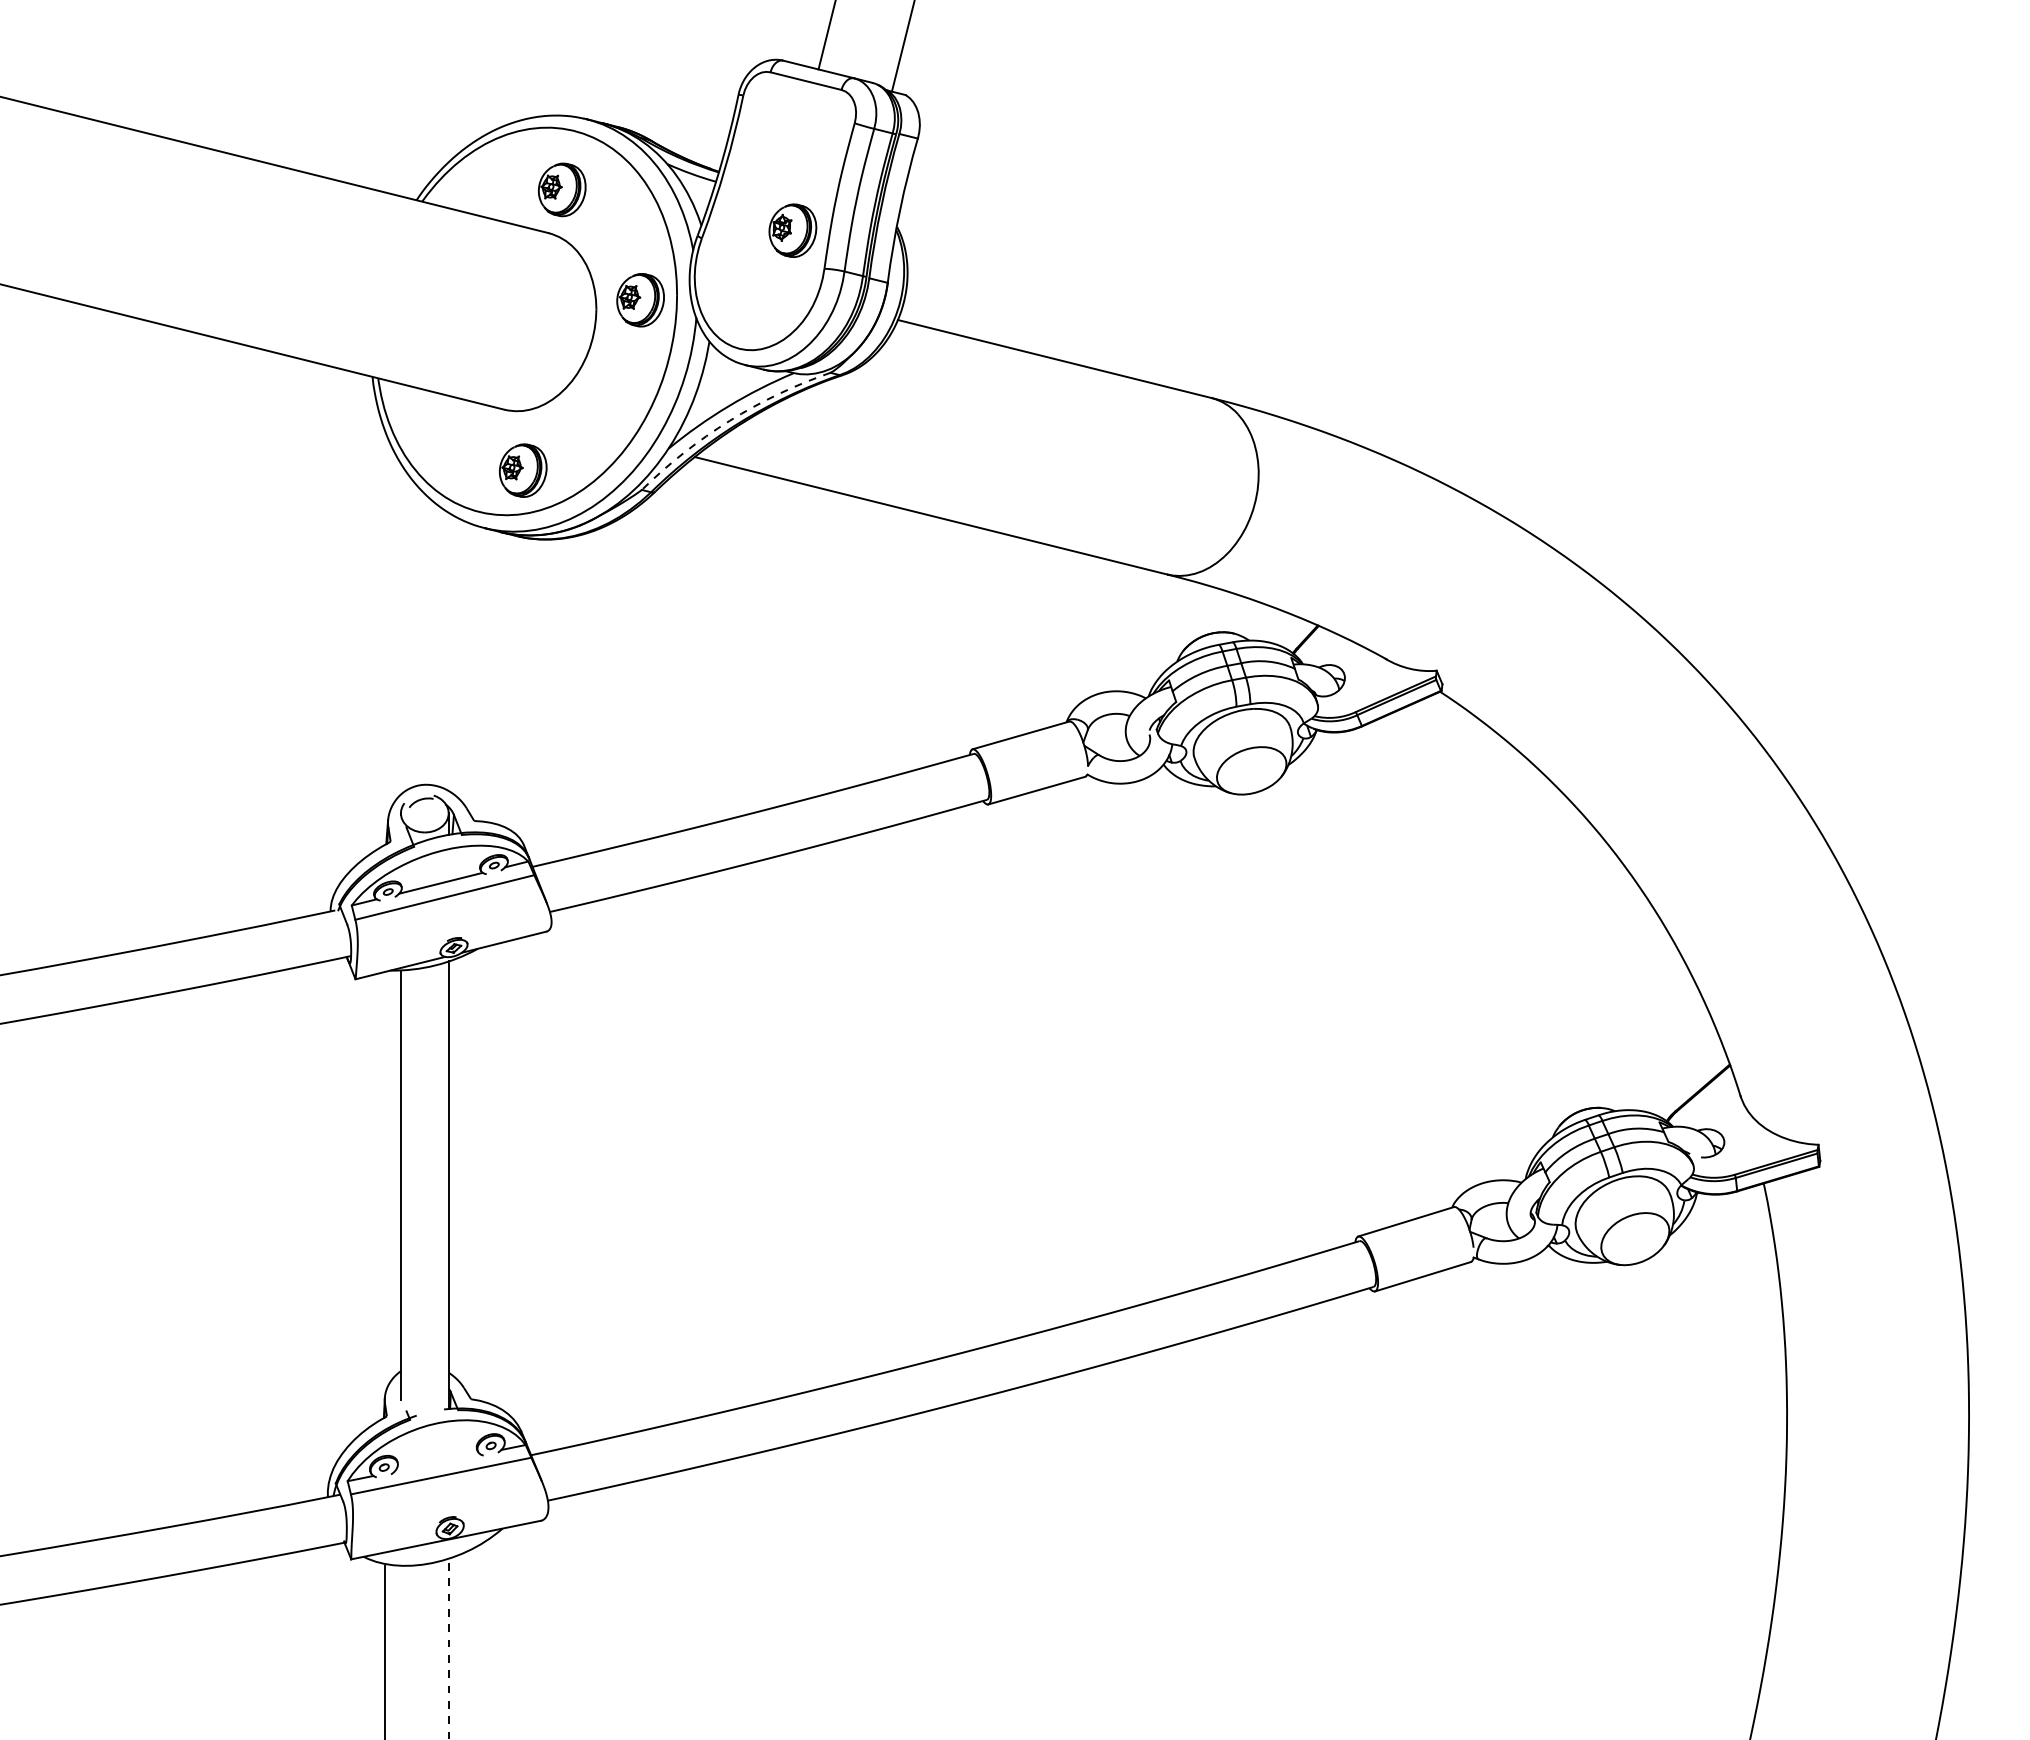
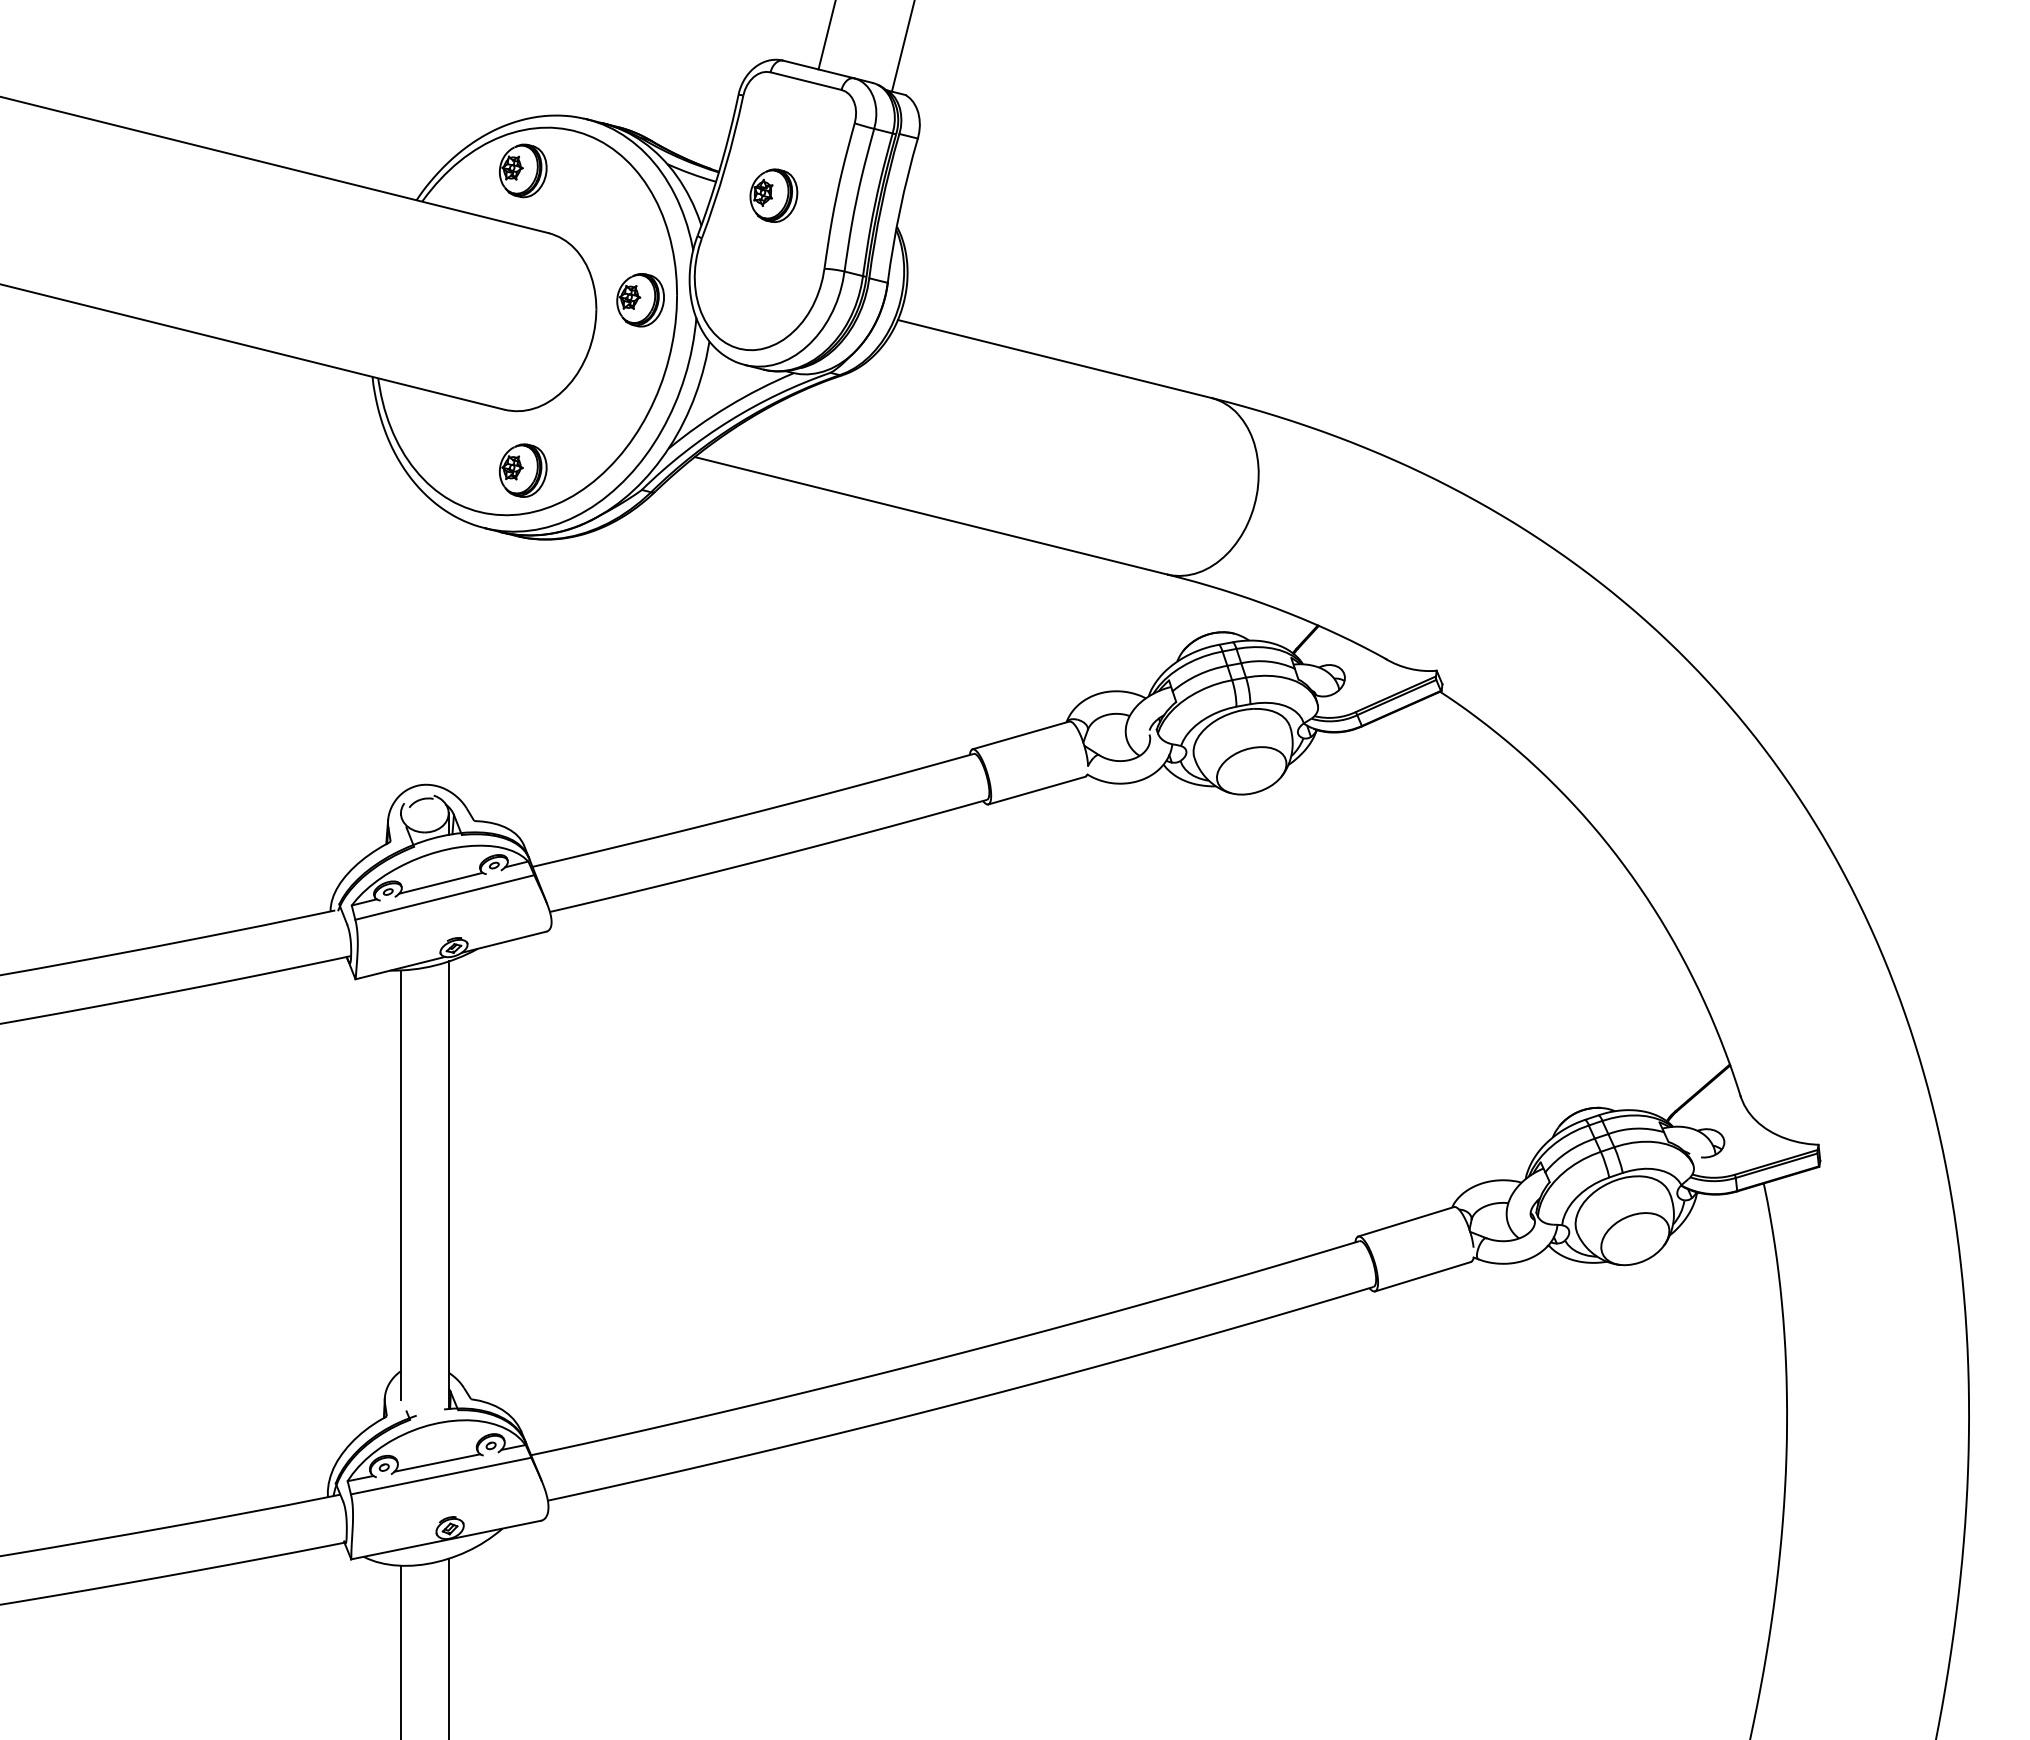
part position: (562, 189) -> (523, 170) (523, 170)
part position: (792, 230) -> (773, 195) (773, 195)
arc: dashed -> solid (729, 420)
line: none -> present (437, 1462)
line: dashed -> solid (448, 1648)
line position: (384, 1650) -> (400, 1650) (400, 1650)
